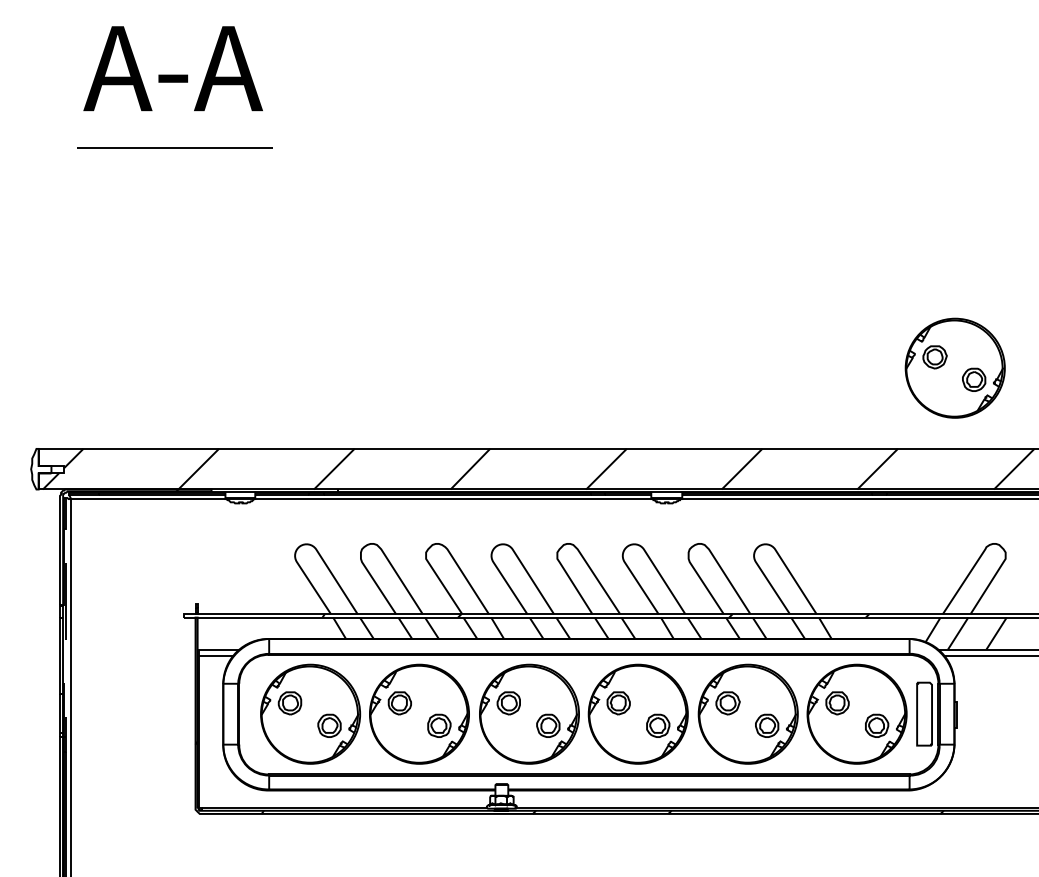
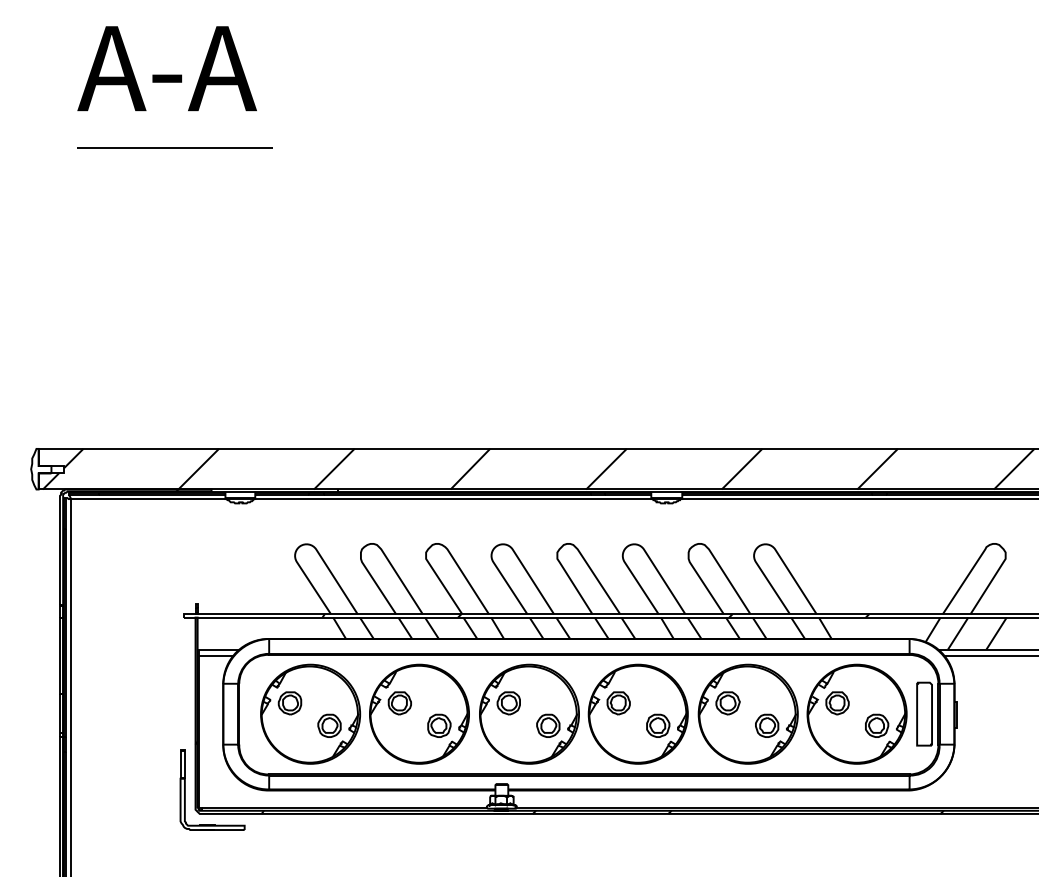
text position: (172, 68) -> (166, 68) (166, 68)
part: present -> none (954, 367)
line: dashed -> solid (65, 737)
part: none -> present (185, 789)
